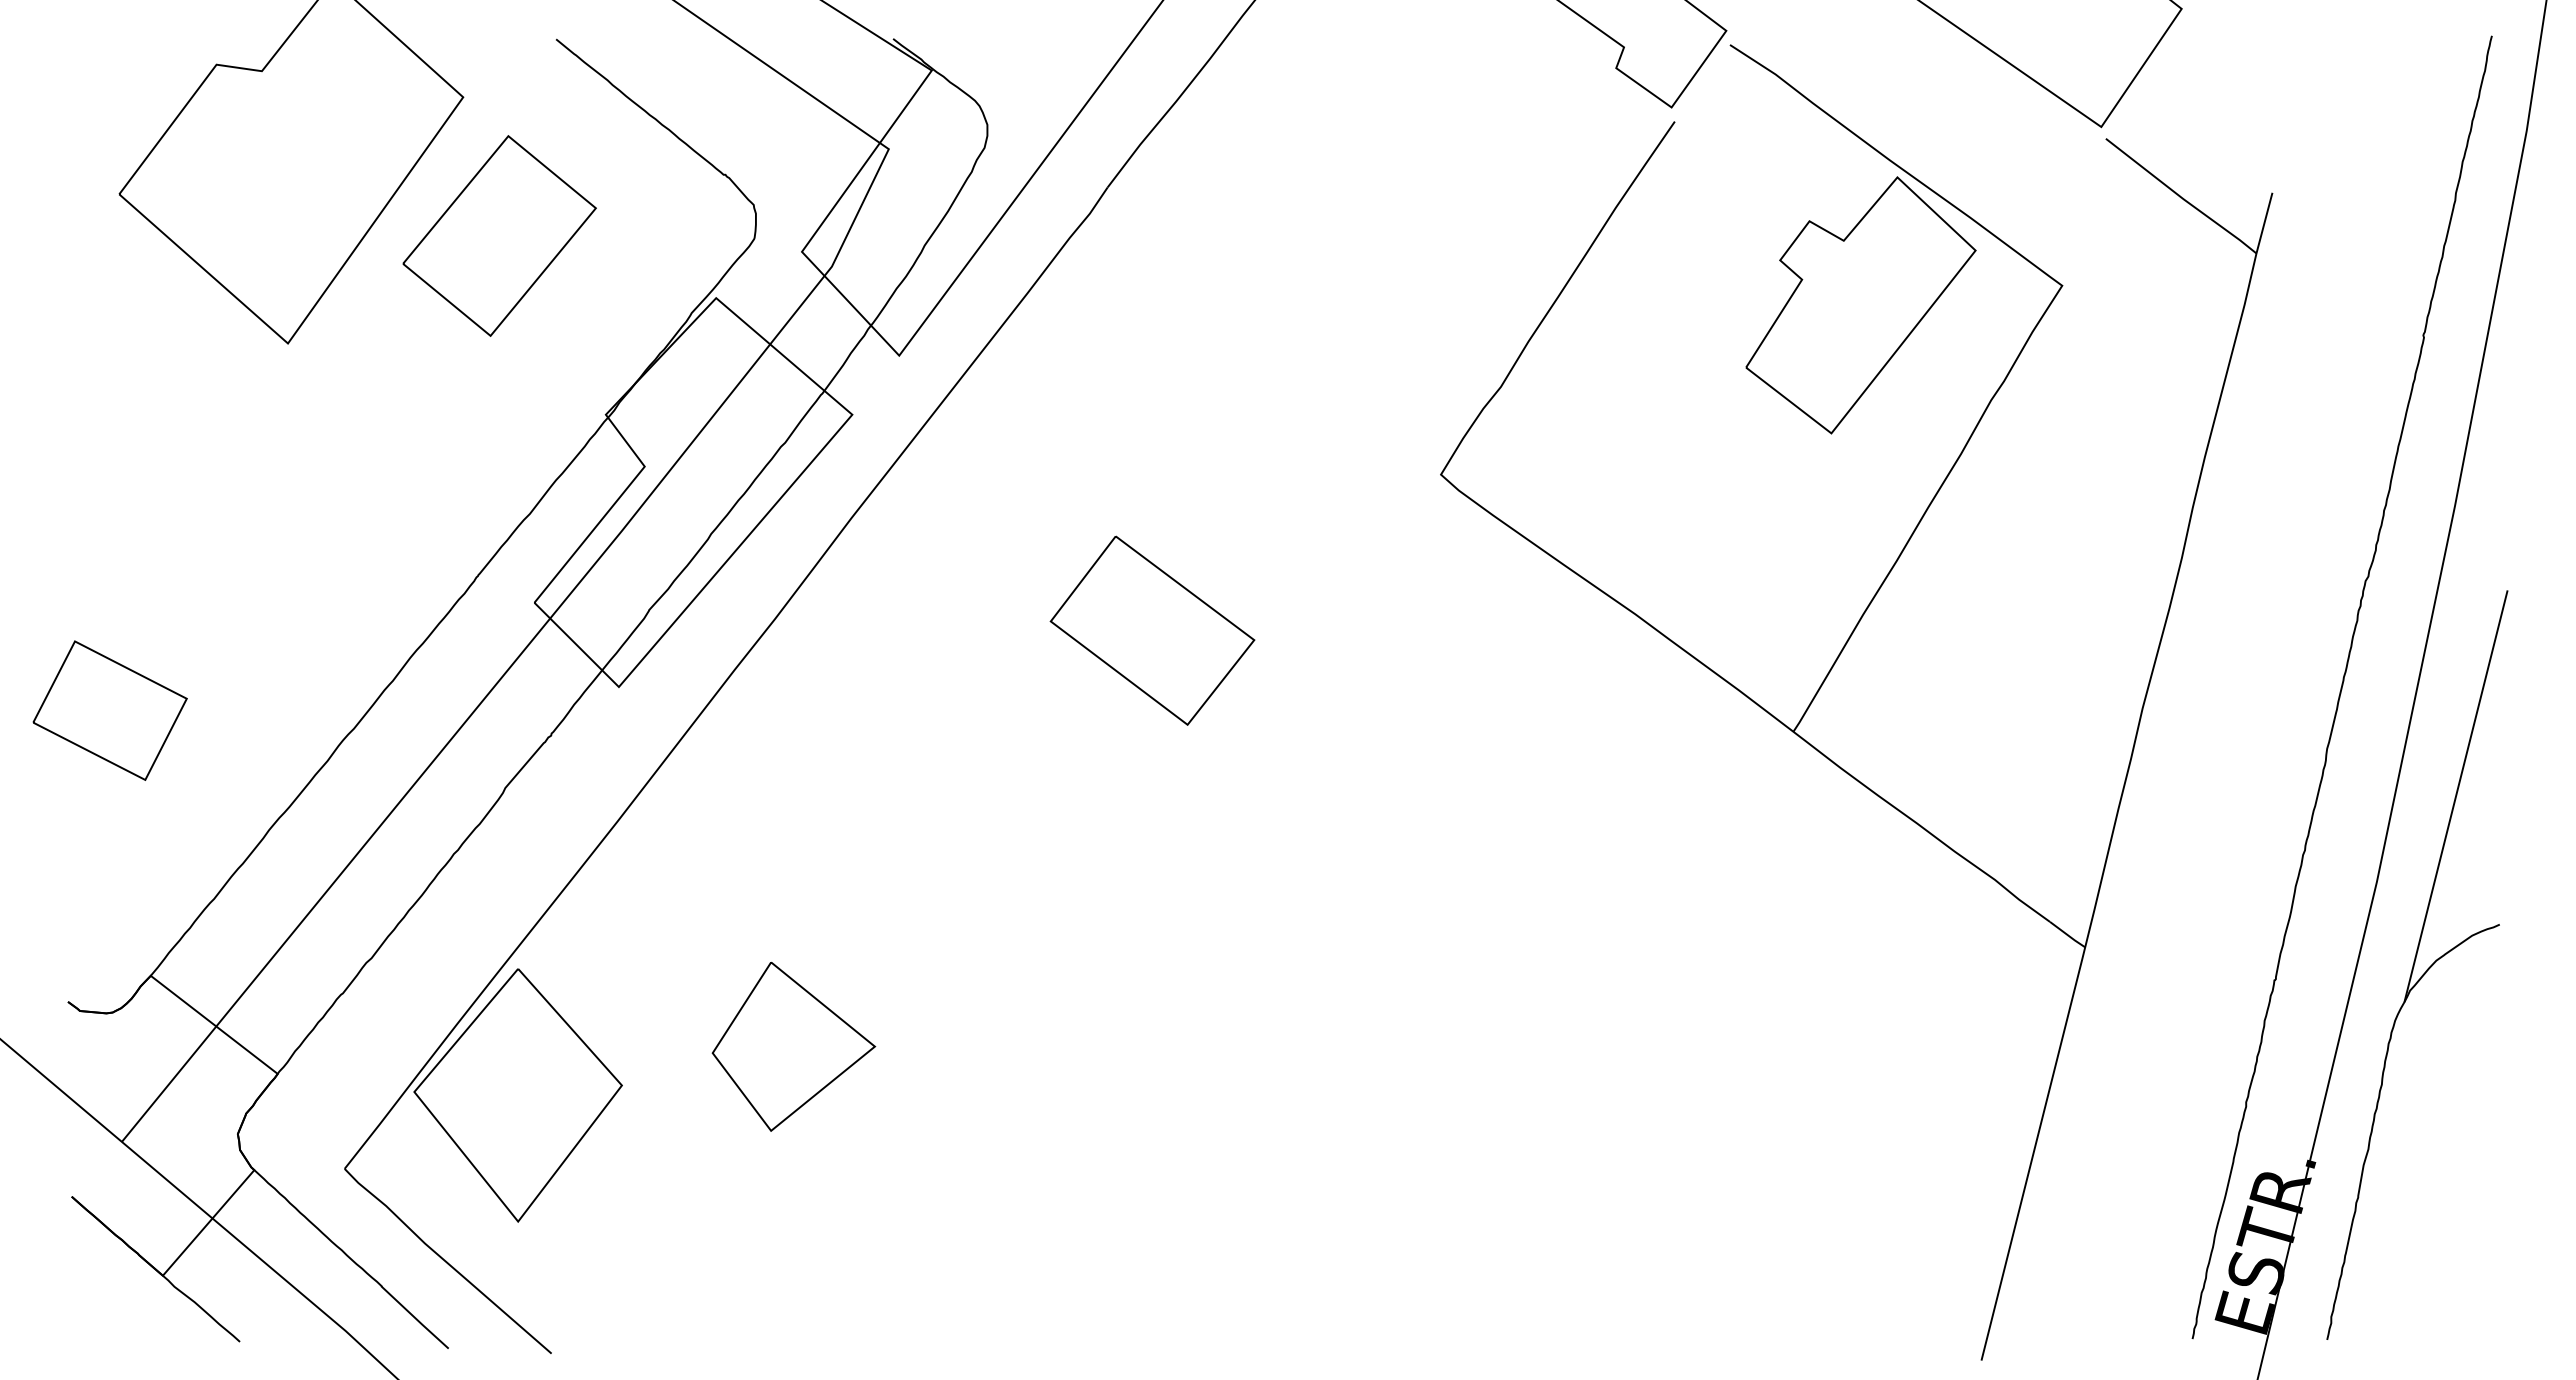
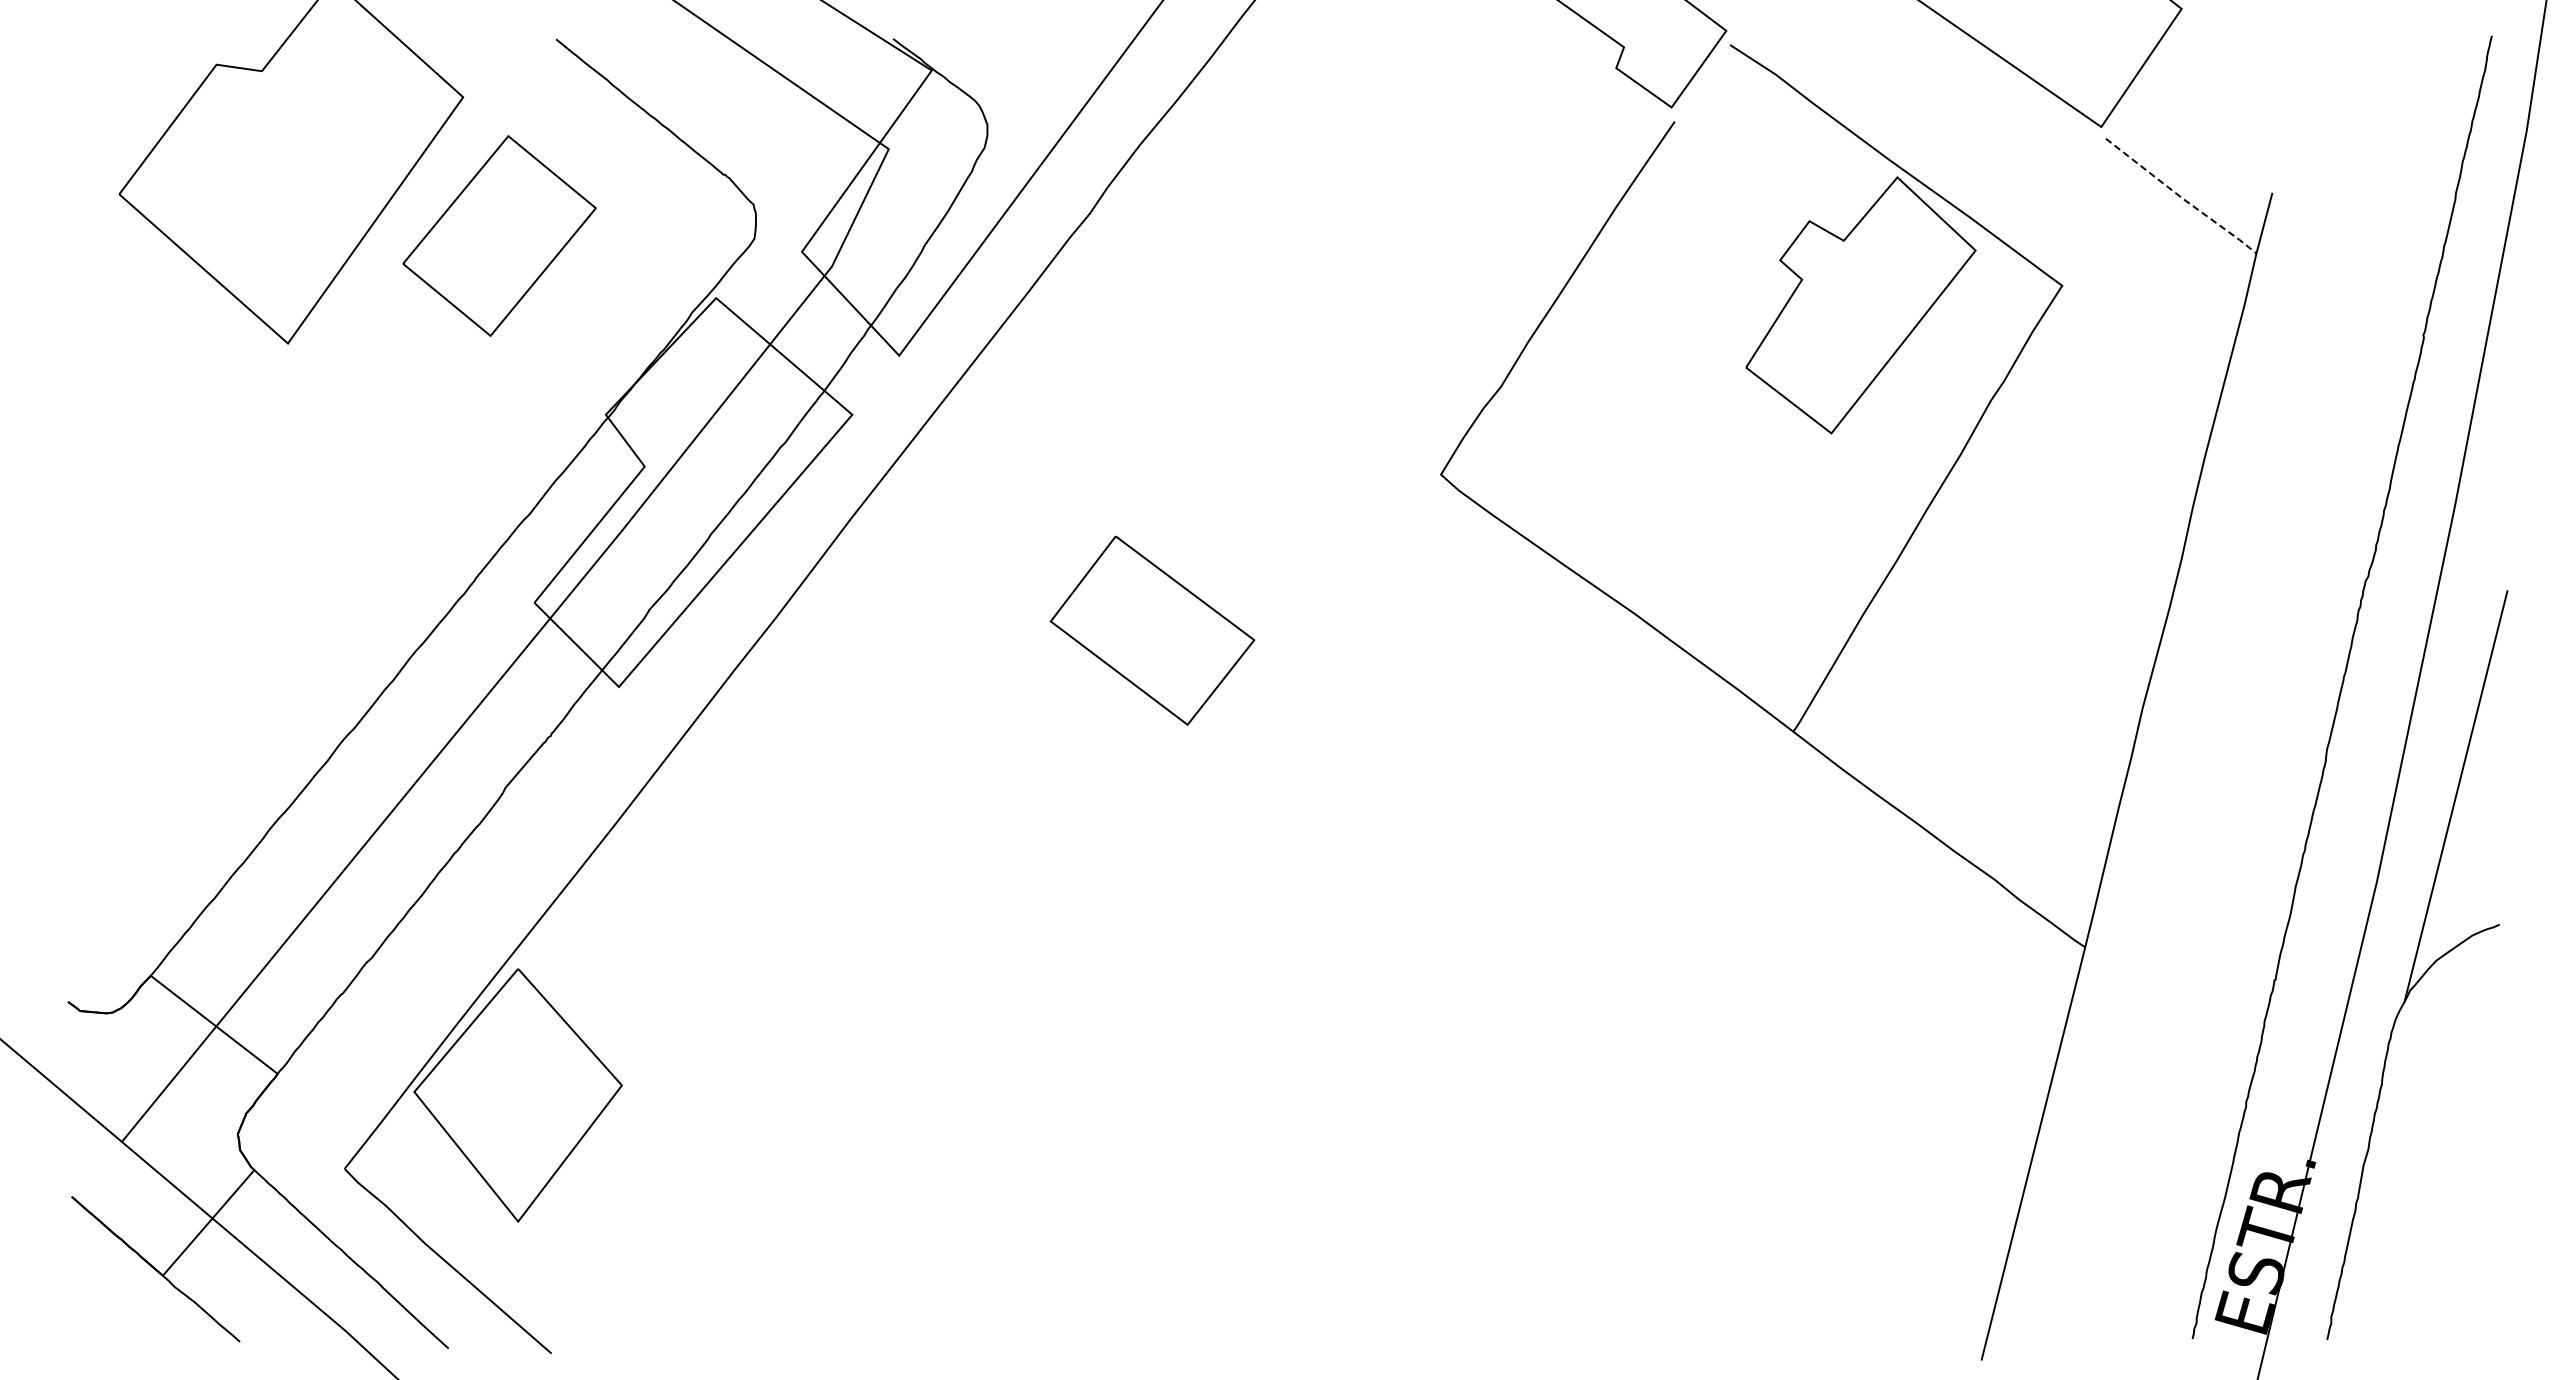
line: solid -> dashed (2181, 197)
part: present -> none (109, 710)
part: present -> none (793, 1046)
